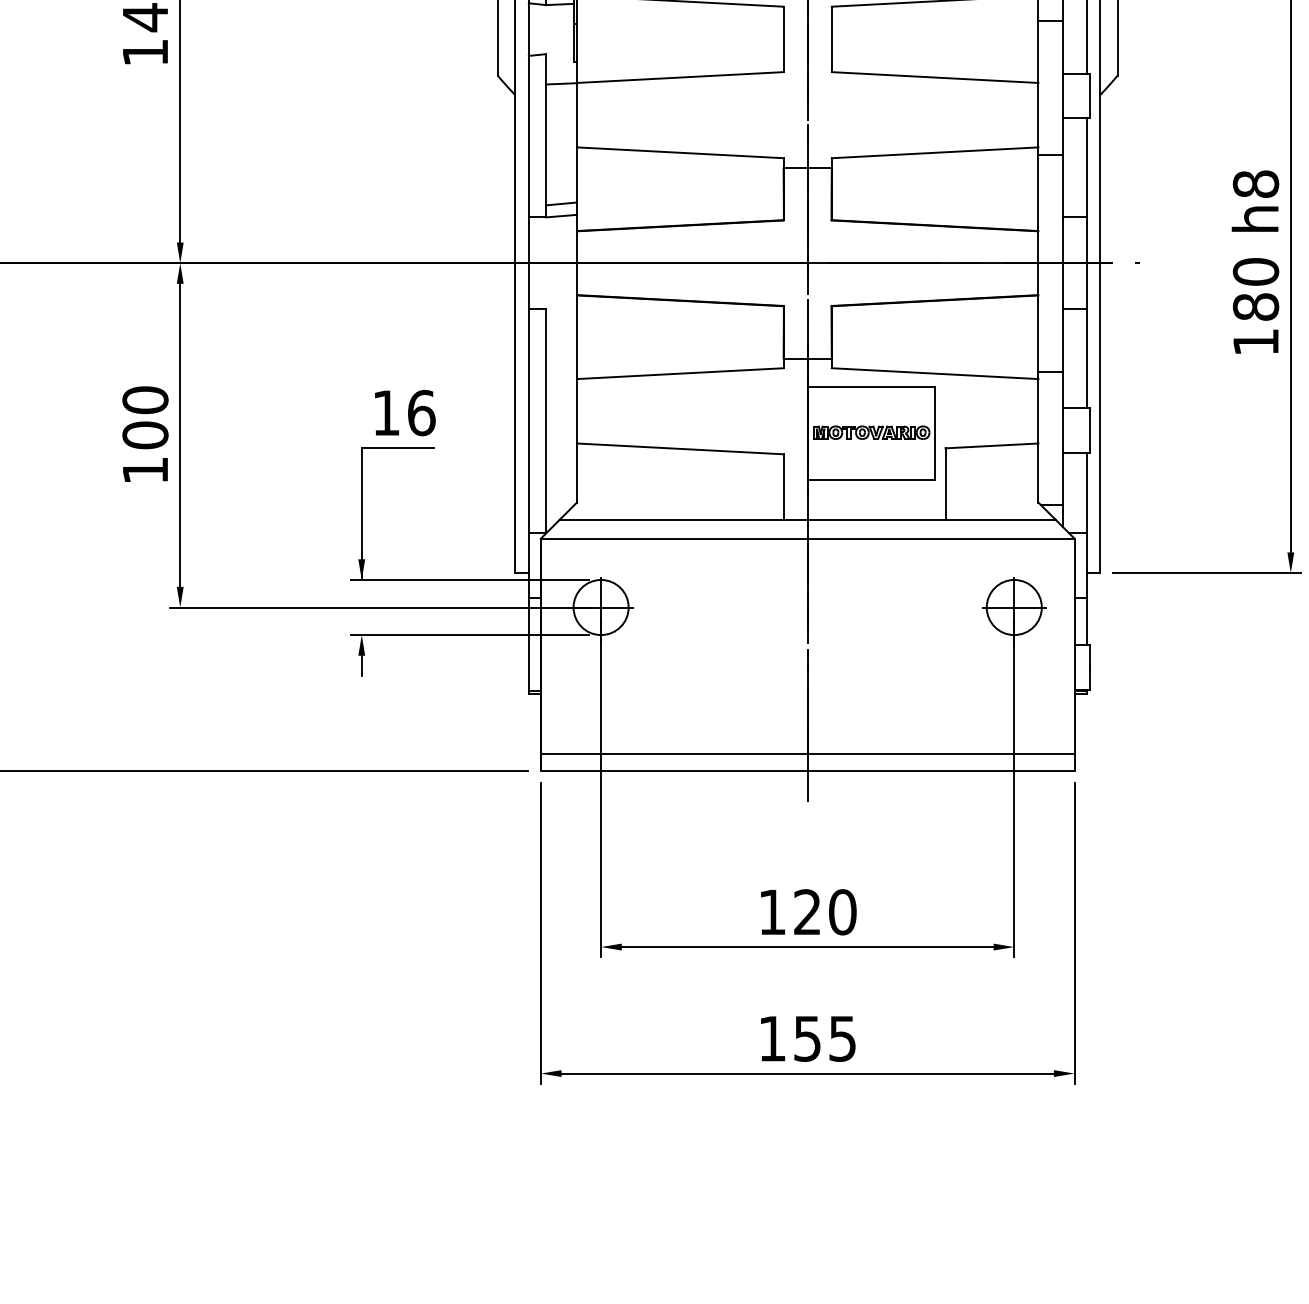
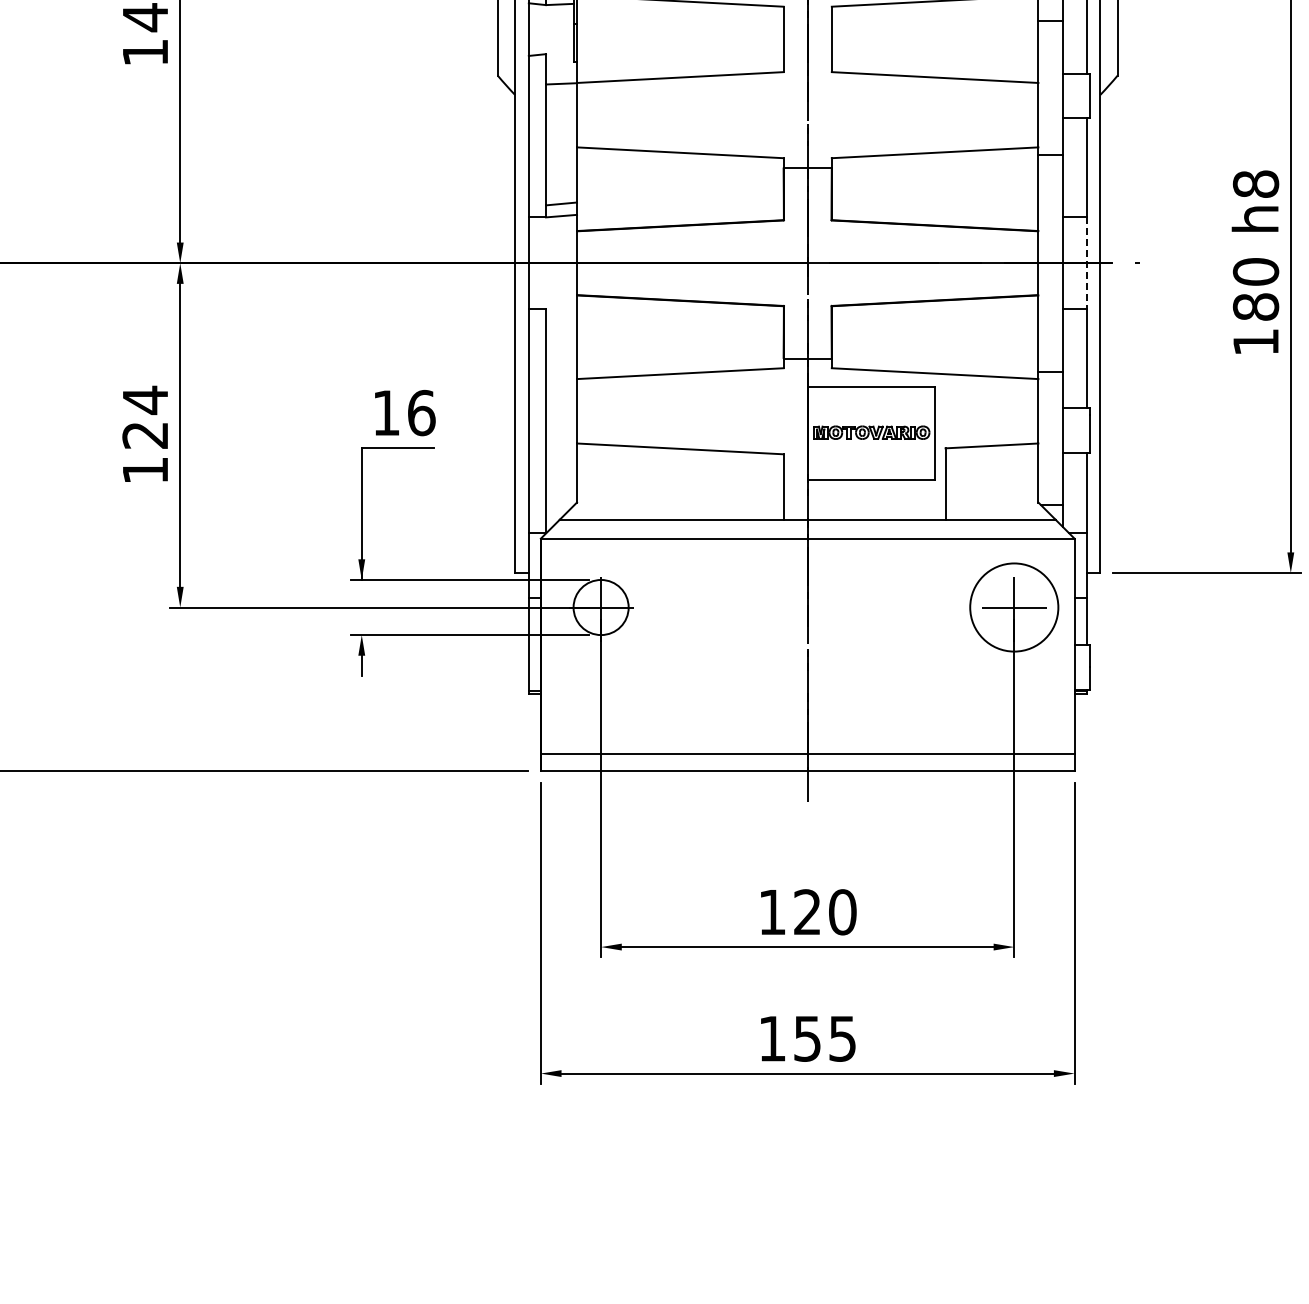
line: solid -> dashed (1086, 263)
text: 100 -> 124 (145, 417)
circle diameter: 55 px -> 88 px (1014, 607)
